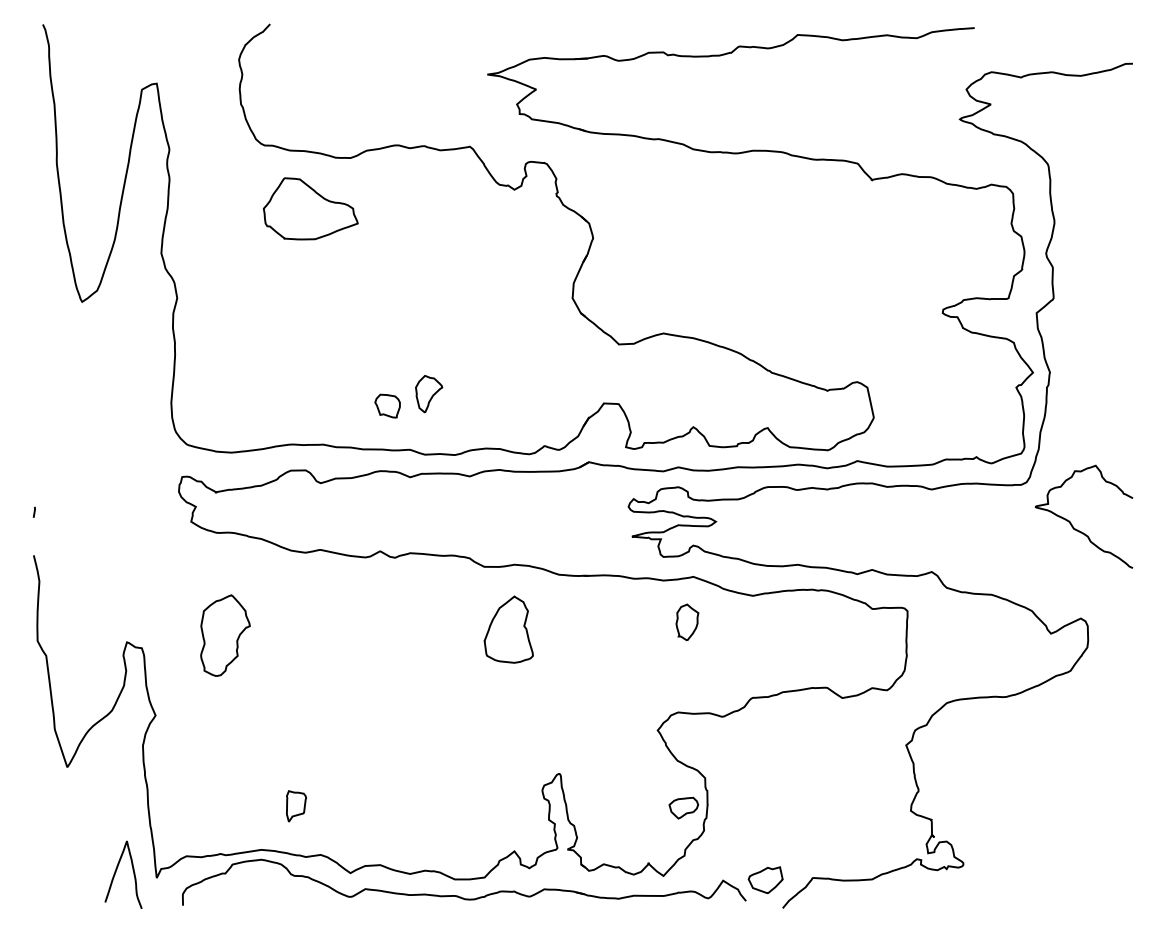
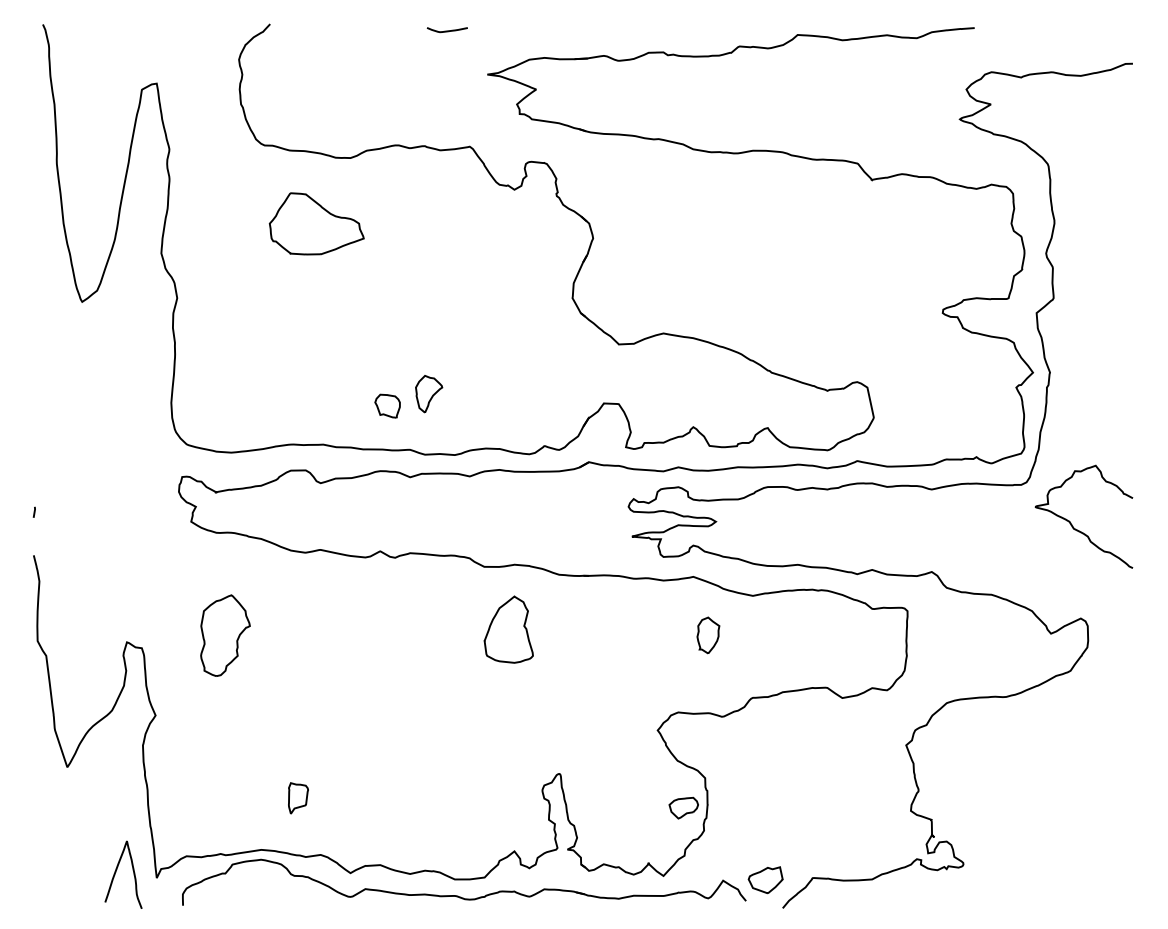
curve: none -> present (446, 30)
part position: (310, 208) -> (316, 223) (316, 223)
part position: (687, 622) -> (708, 635) (708, 635)
part position: (296, 806) -> (298, 798) (298, 798)
